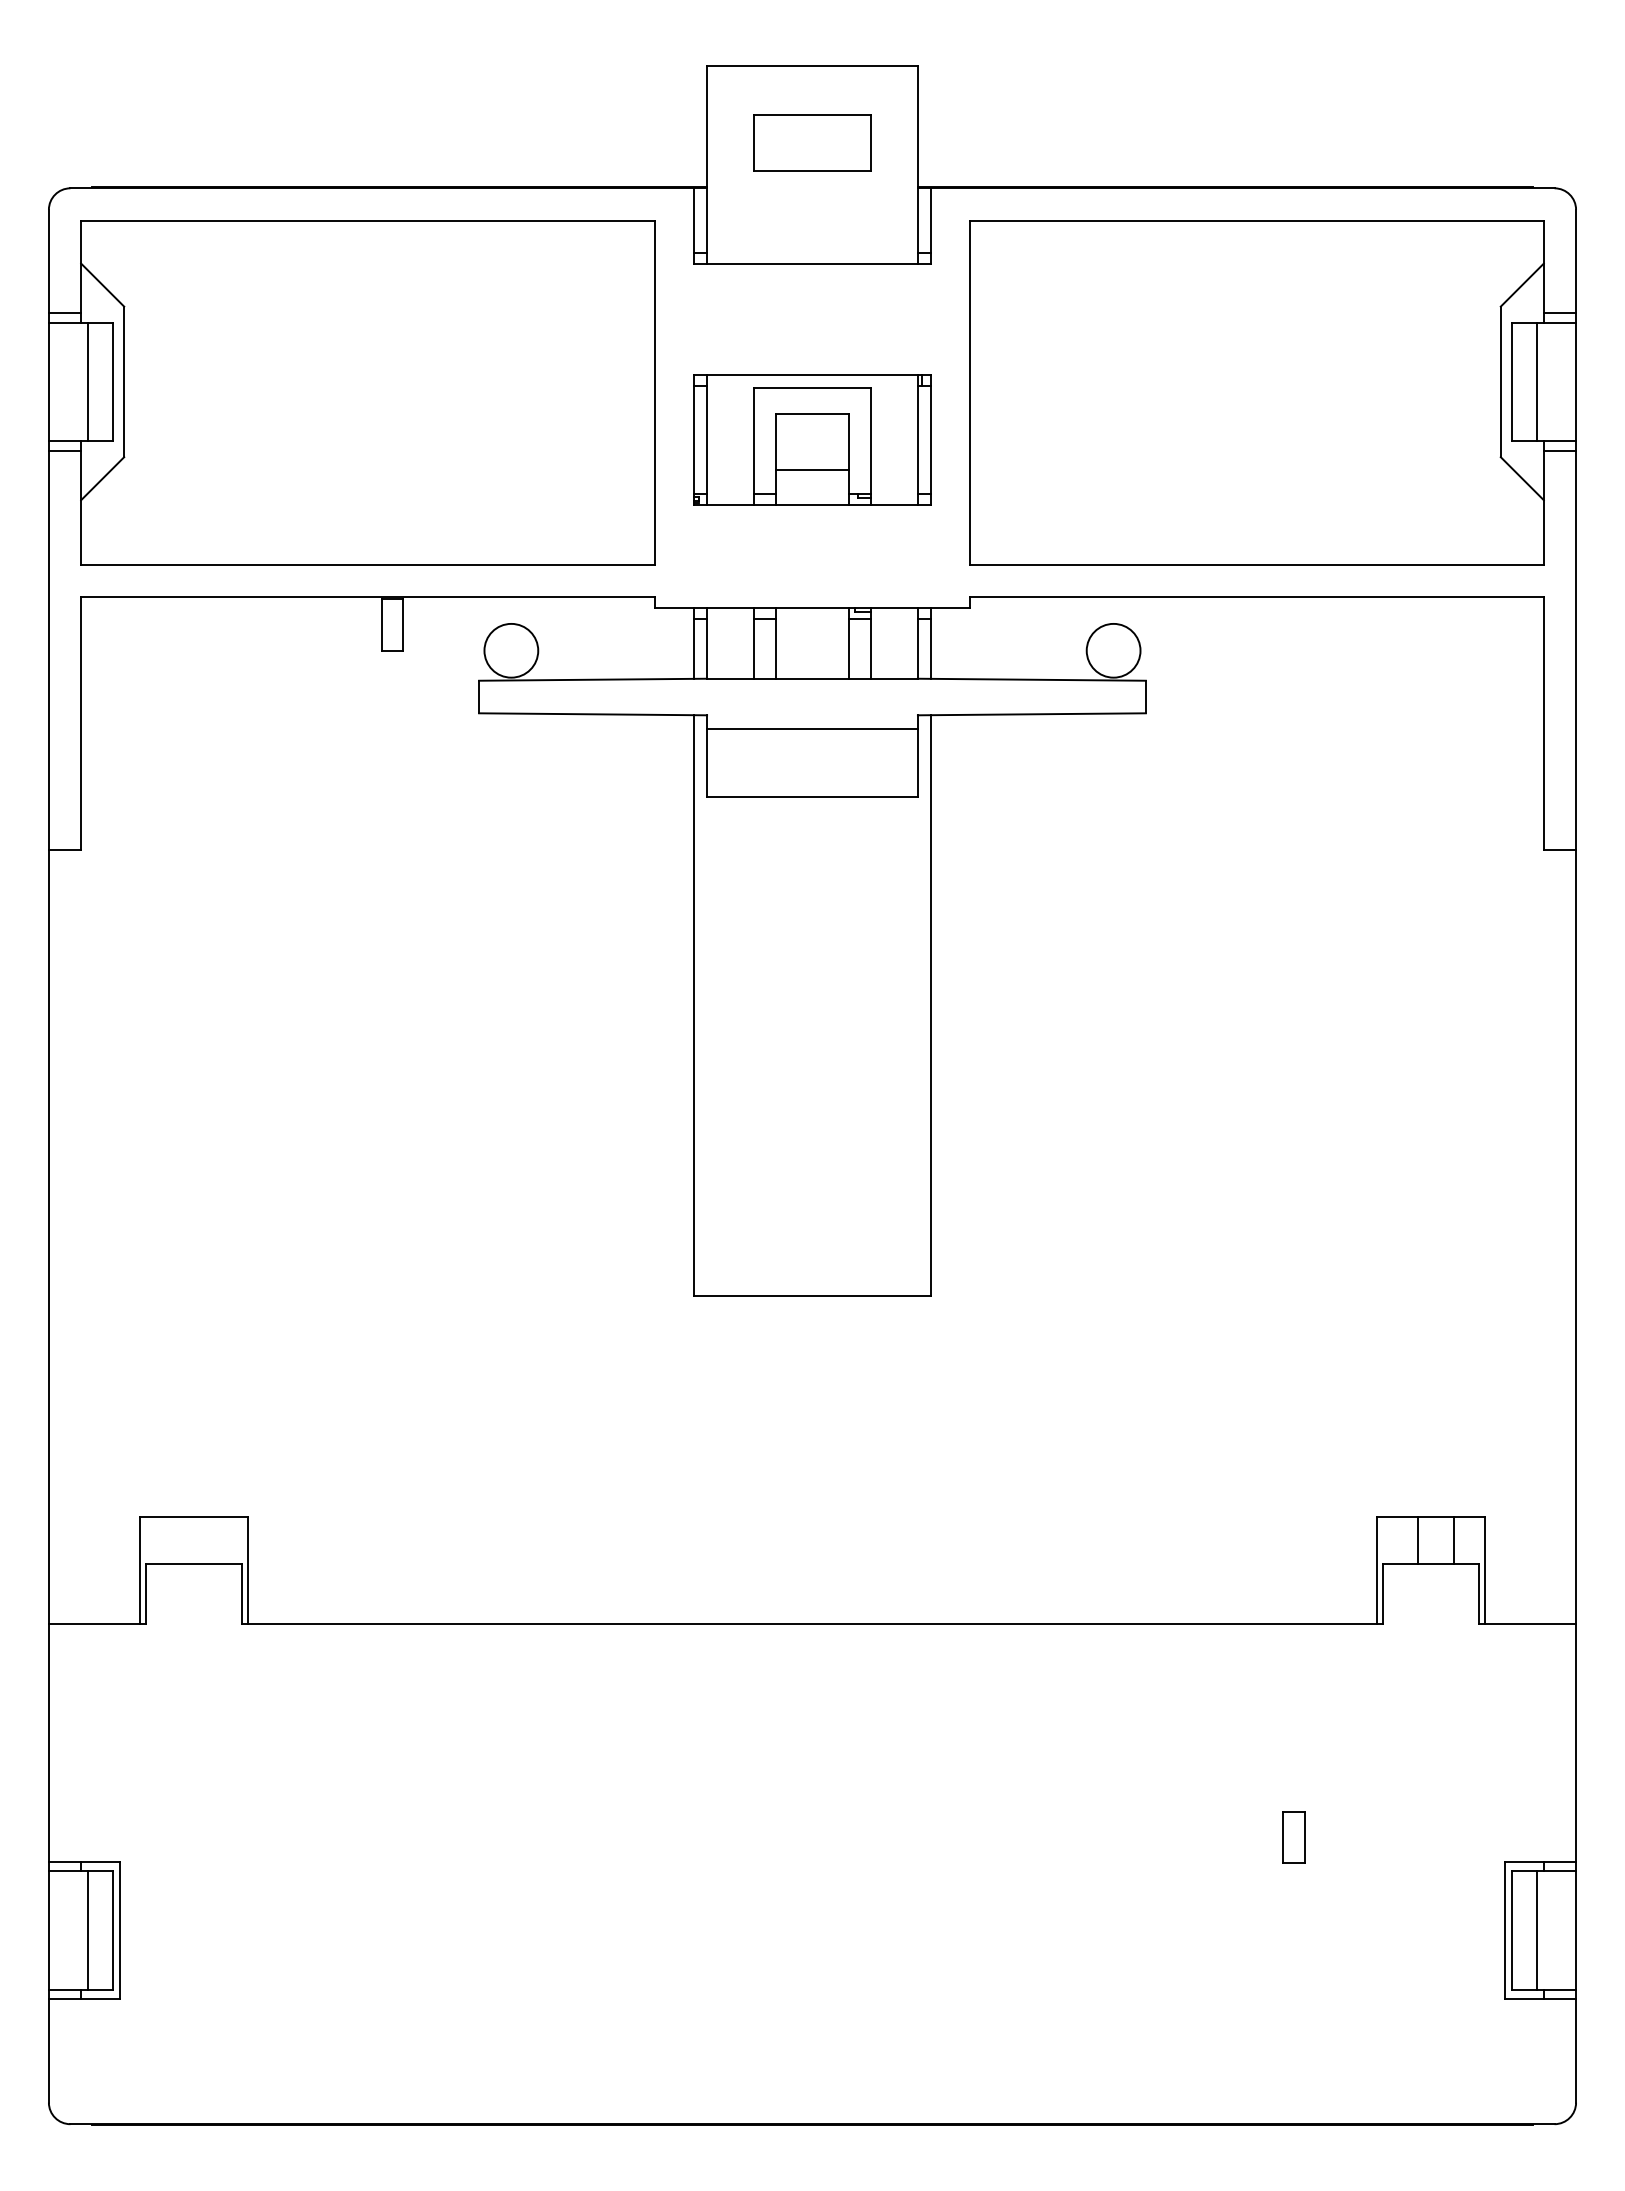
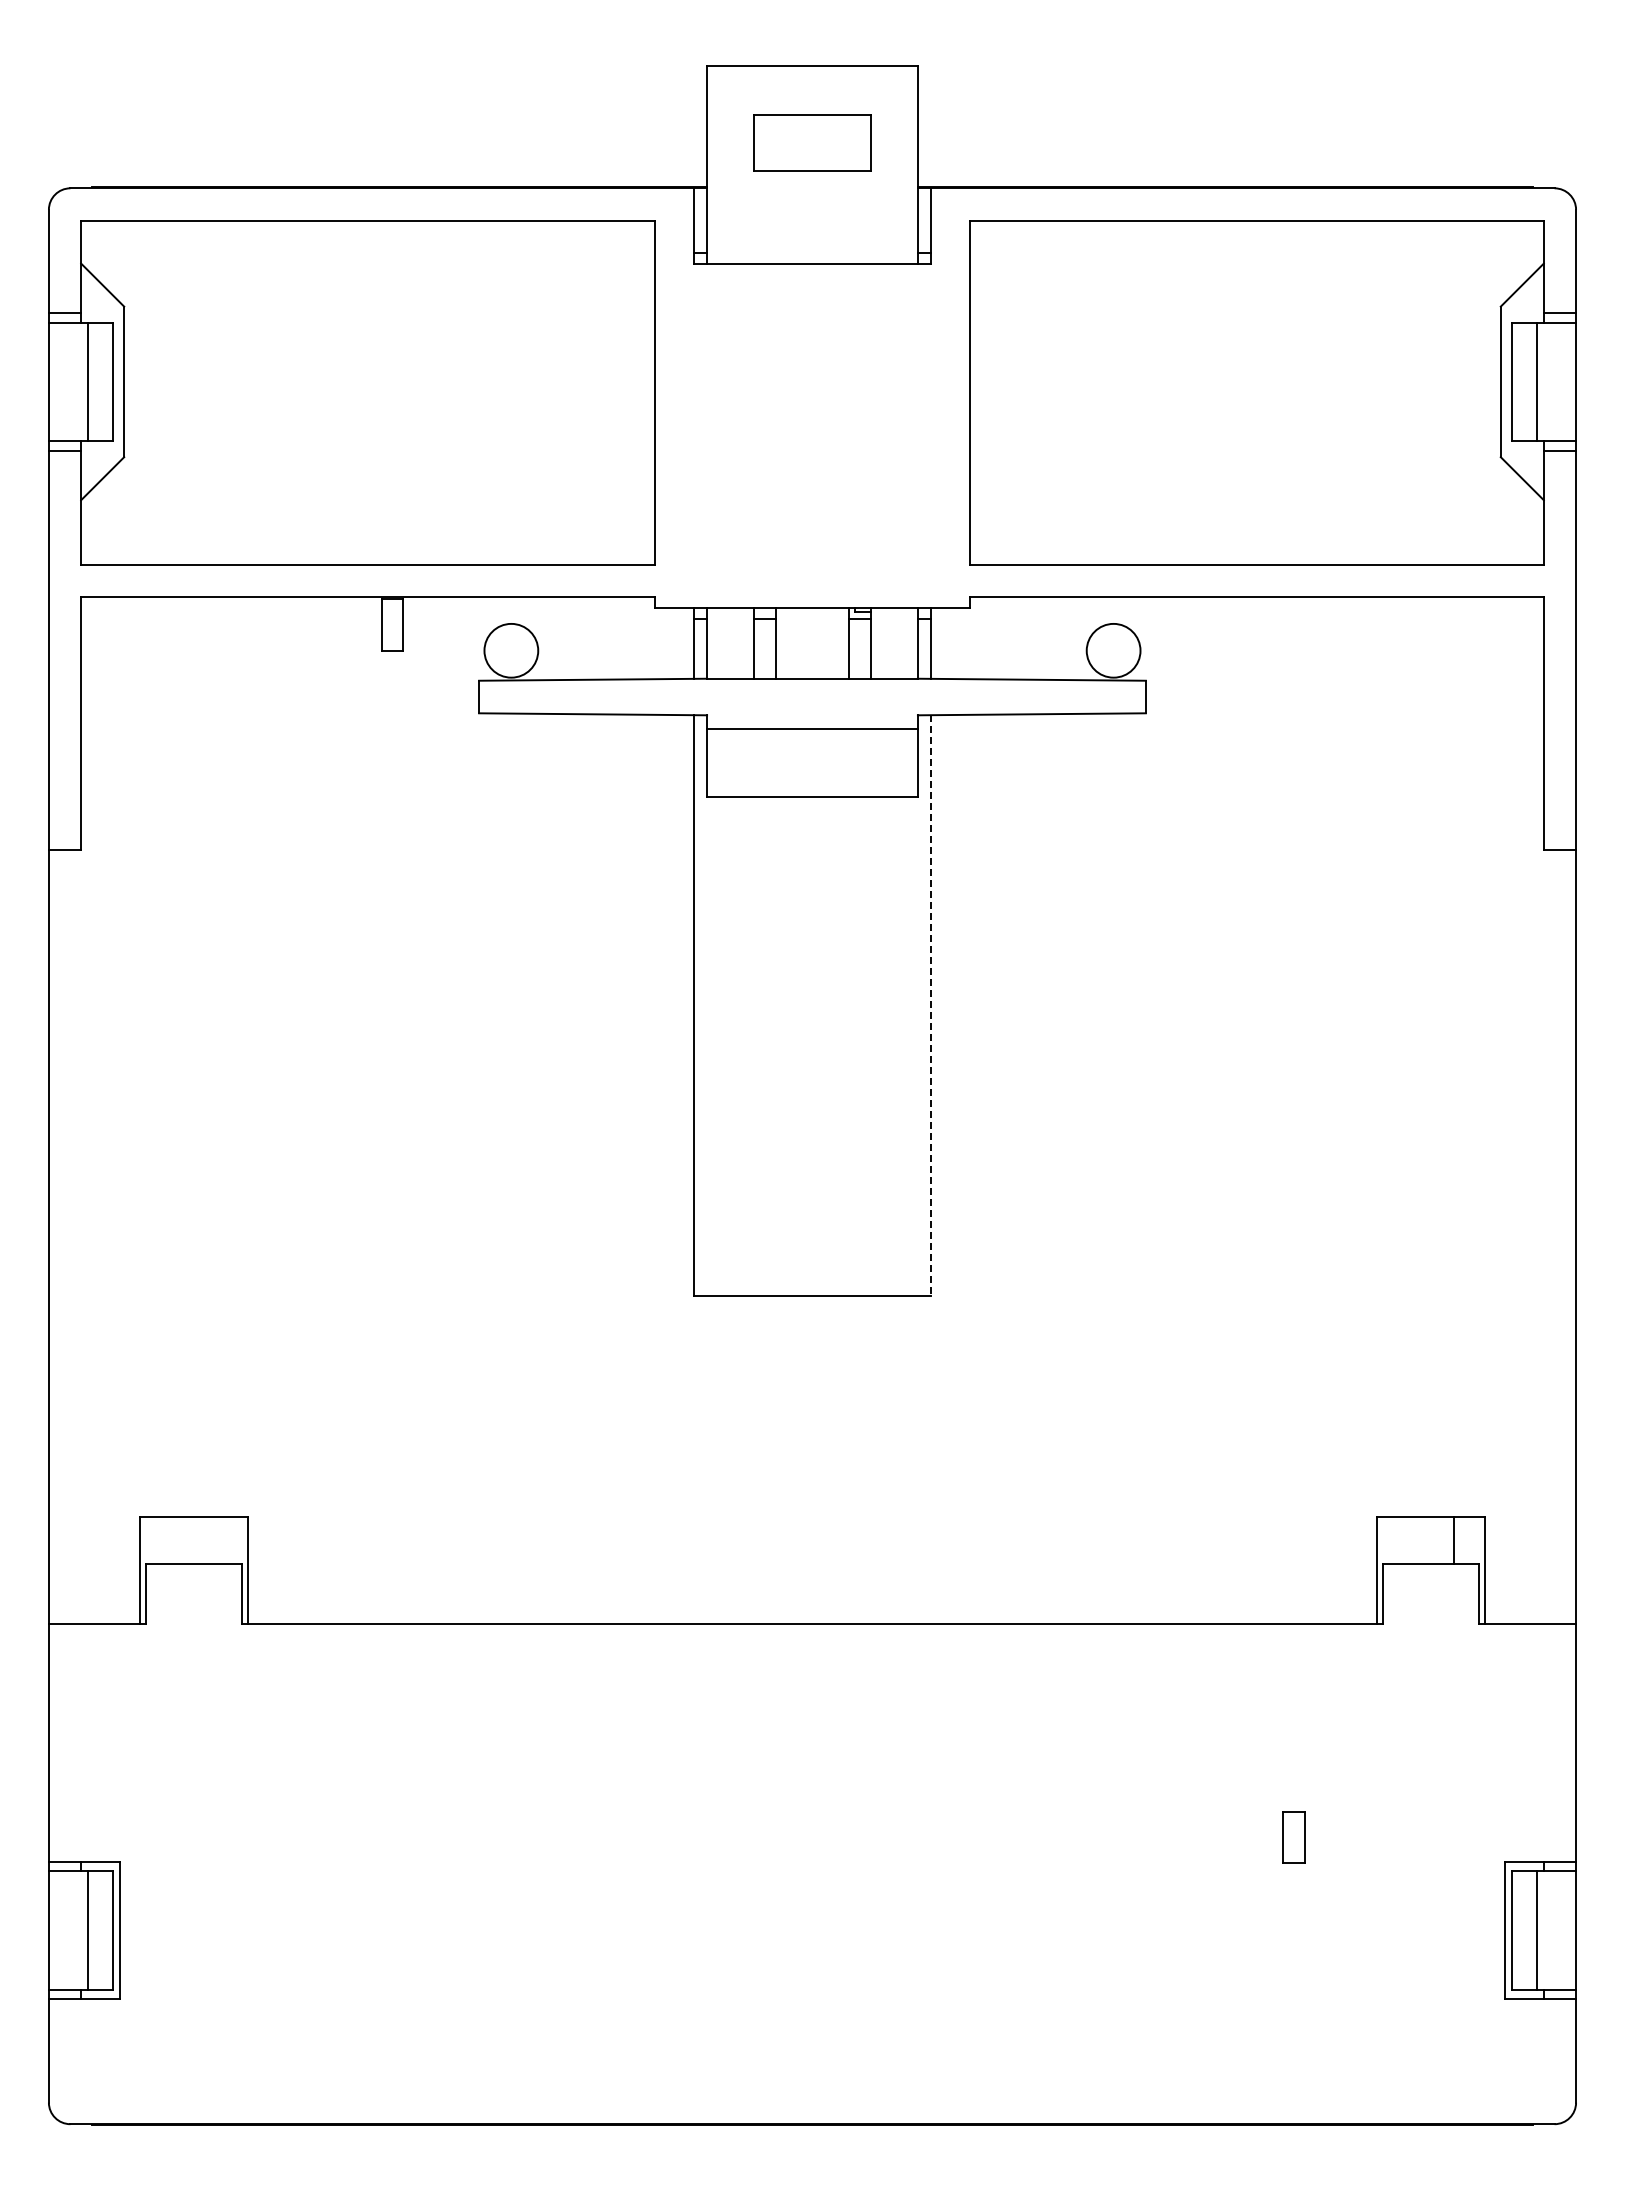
part: present -> none (812, 439)
line: solid -> dashed (930, 1006)
line: present -> none (1417, 1539)
